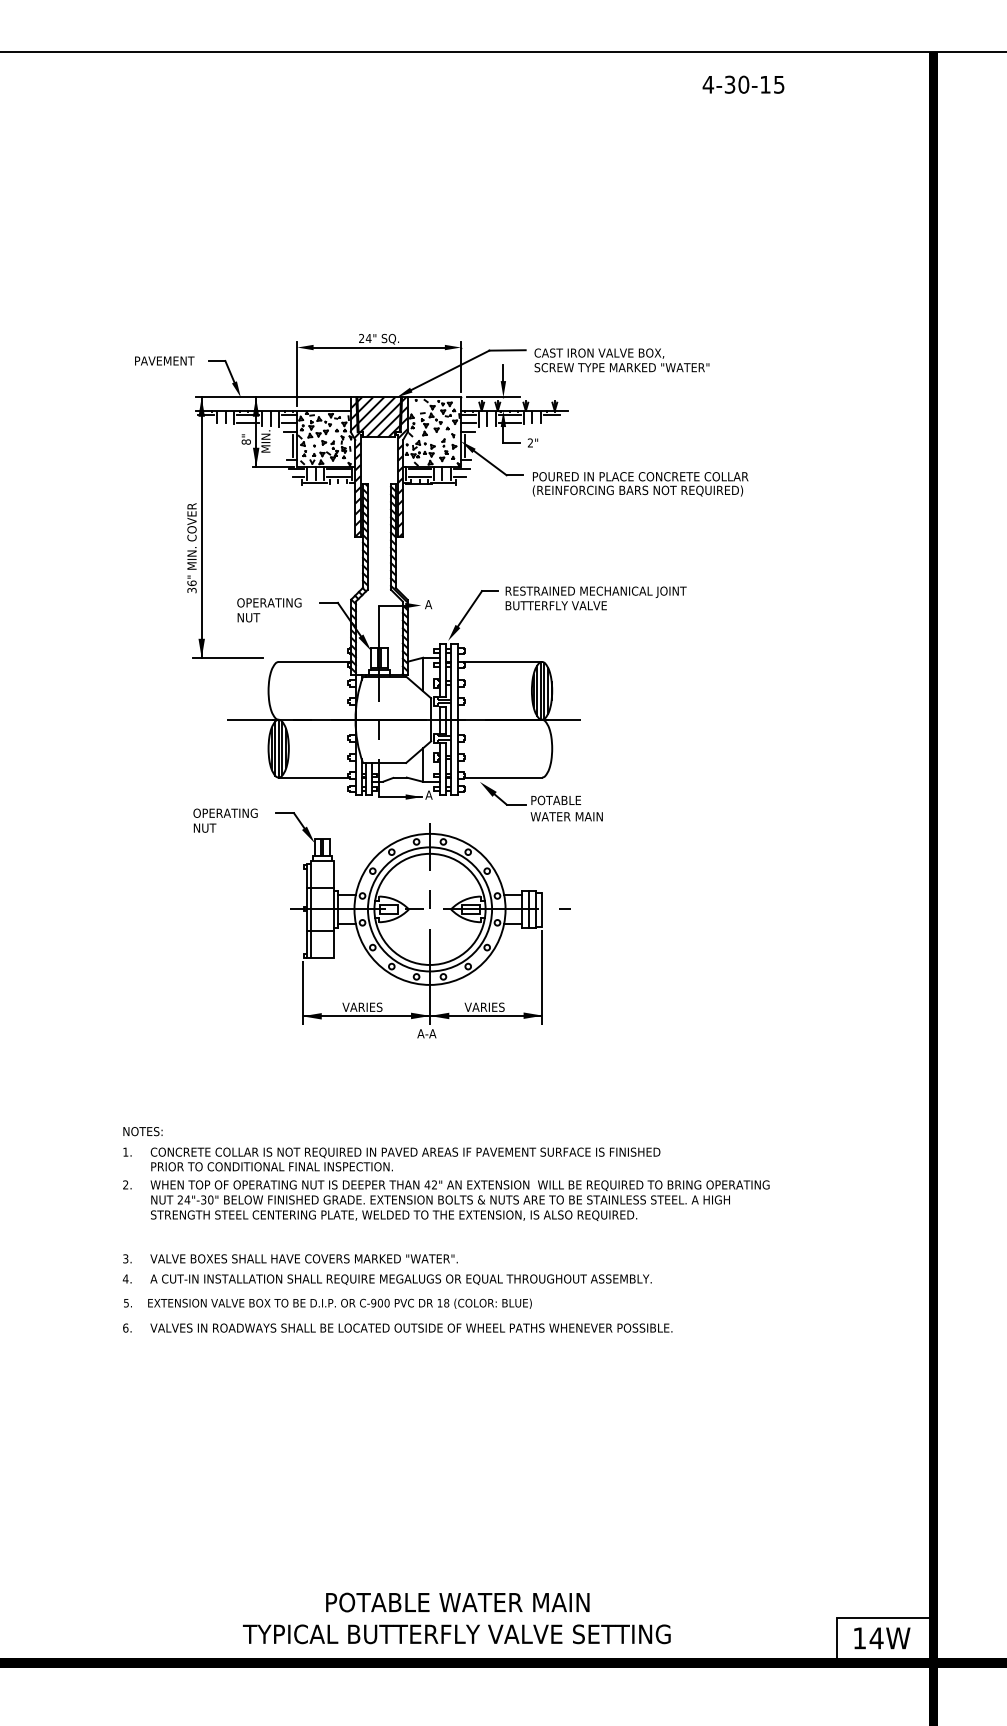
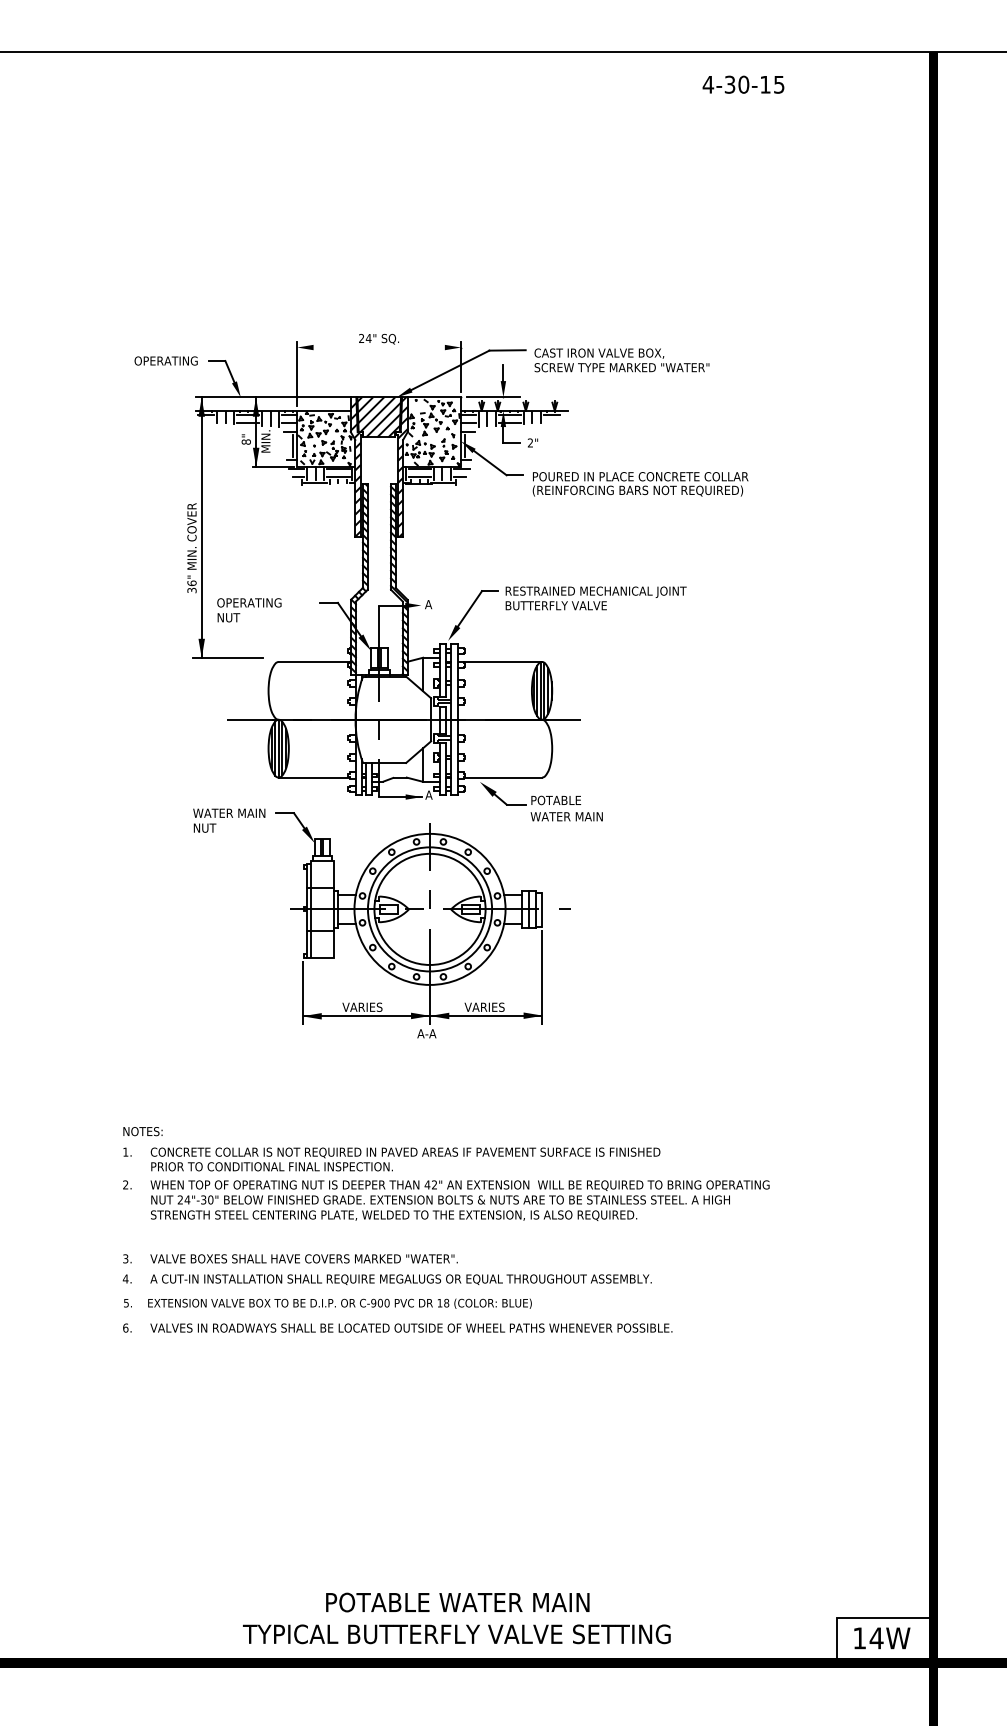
line: present -> none (378, 347)
text: PAVEMENT -> OPERATING (165, 360)
text position: (269, 610) -> (249, 610) (249, 610)
text: OPERATING -> WATER MAIN (229, 812)
